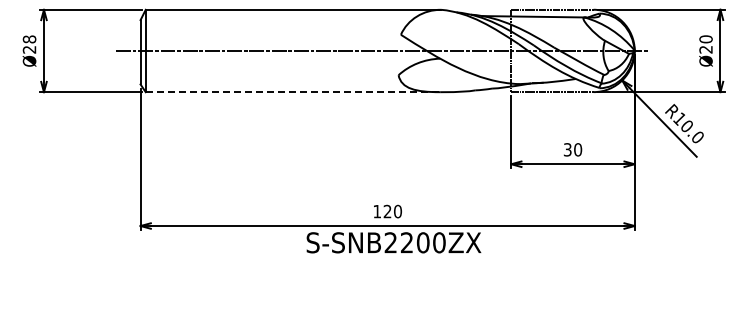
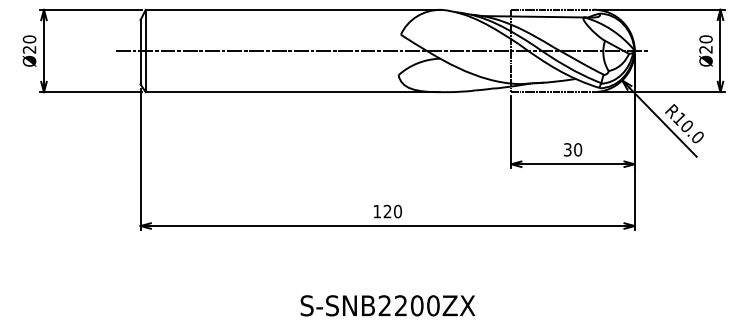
text: Ø28 -> Ø20 (29, 39)
line: dashed -> solid (293, 92)
text position: (393, 242) -> (387, 305) (387, 305)
